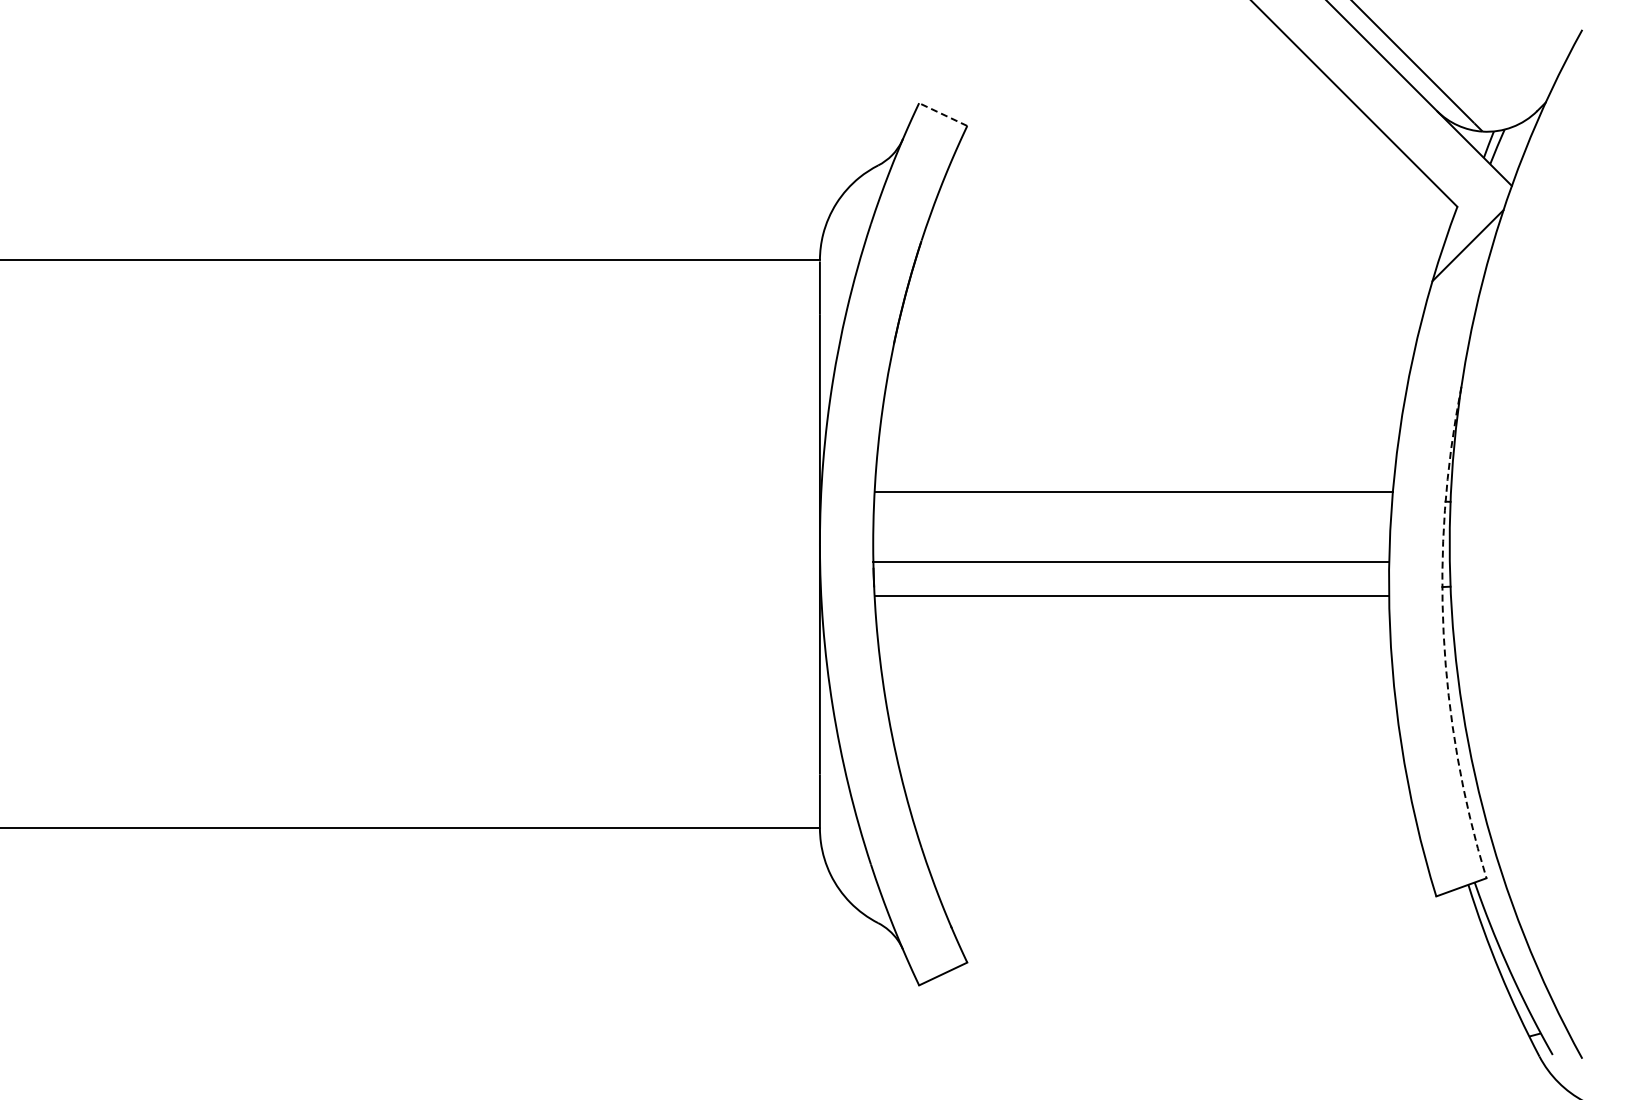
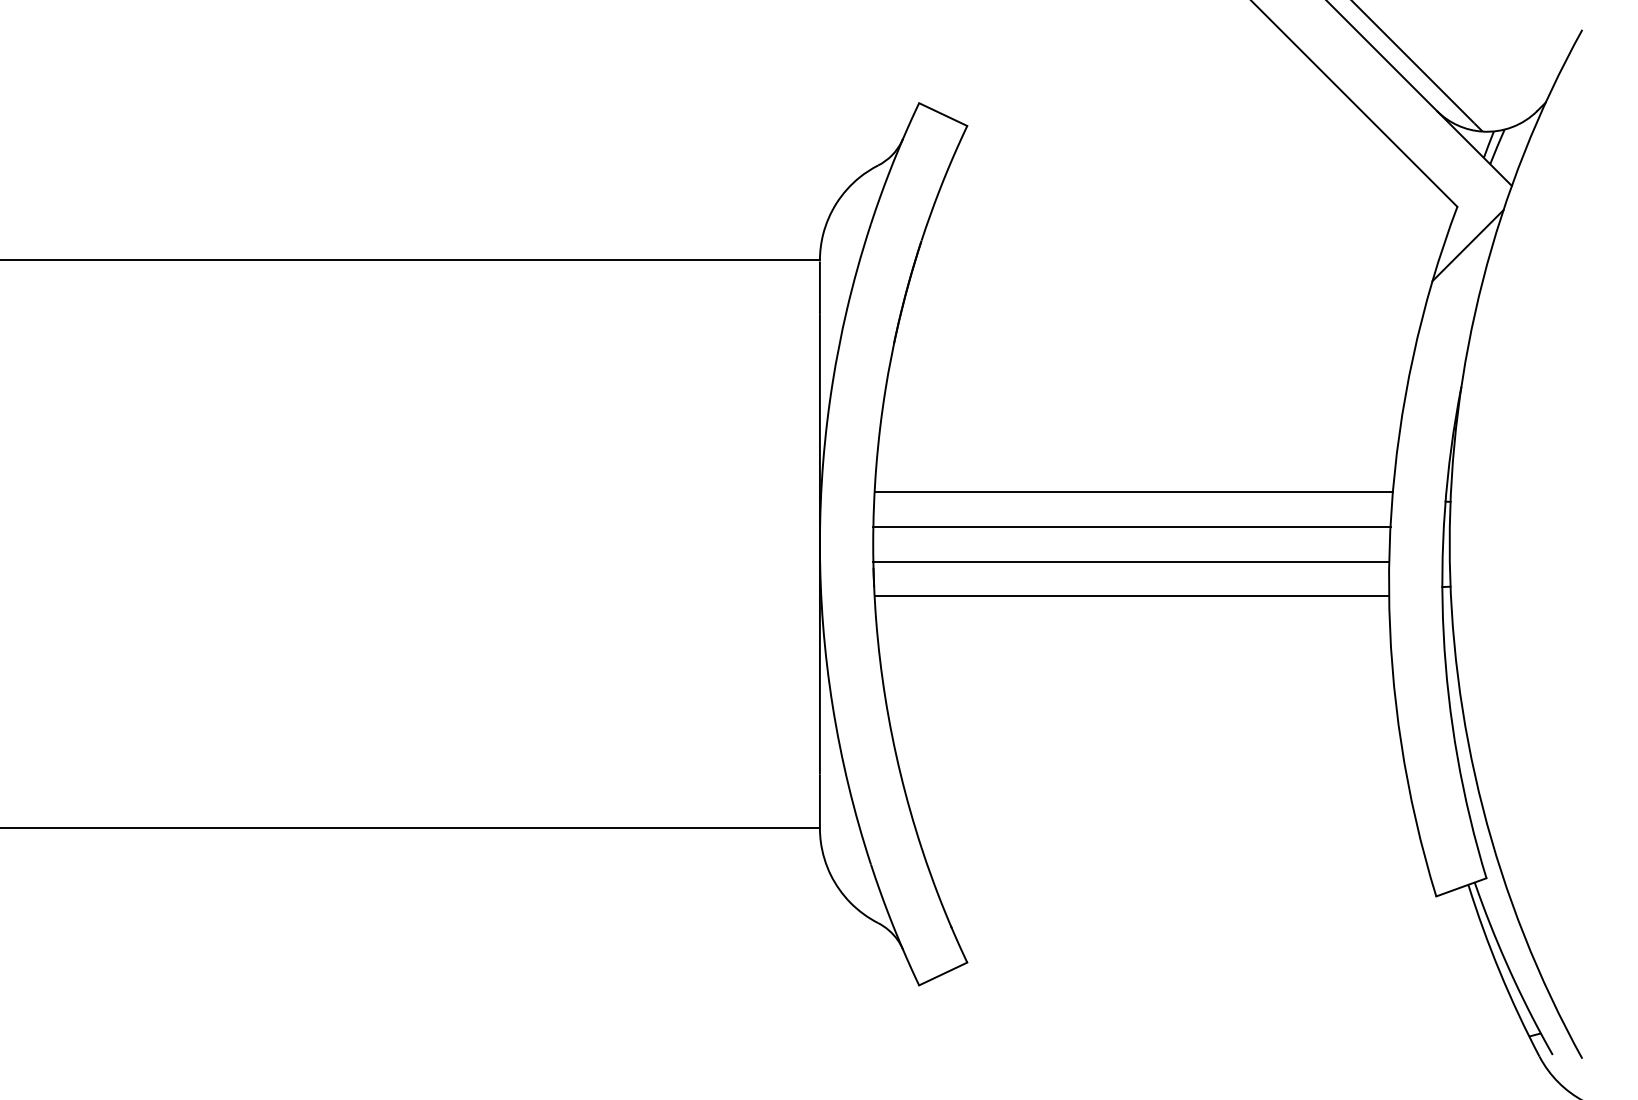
line: dashed -> solid (943, 114)
line: none -> present (1131, 526)
arc: dashed -> solid (1443, 634)
